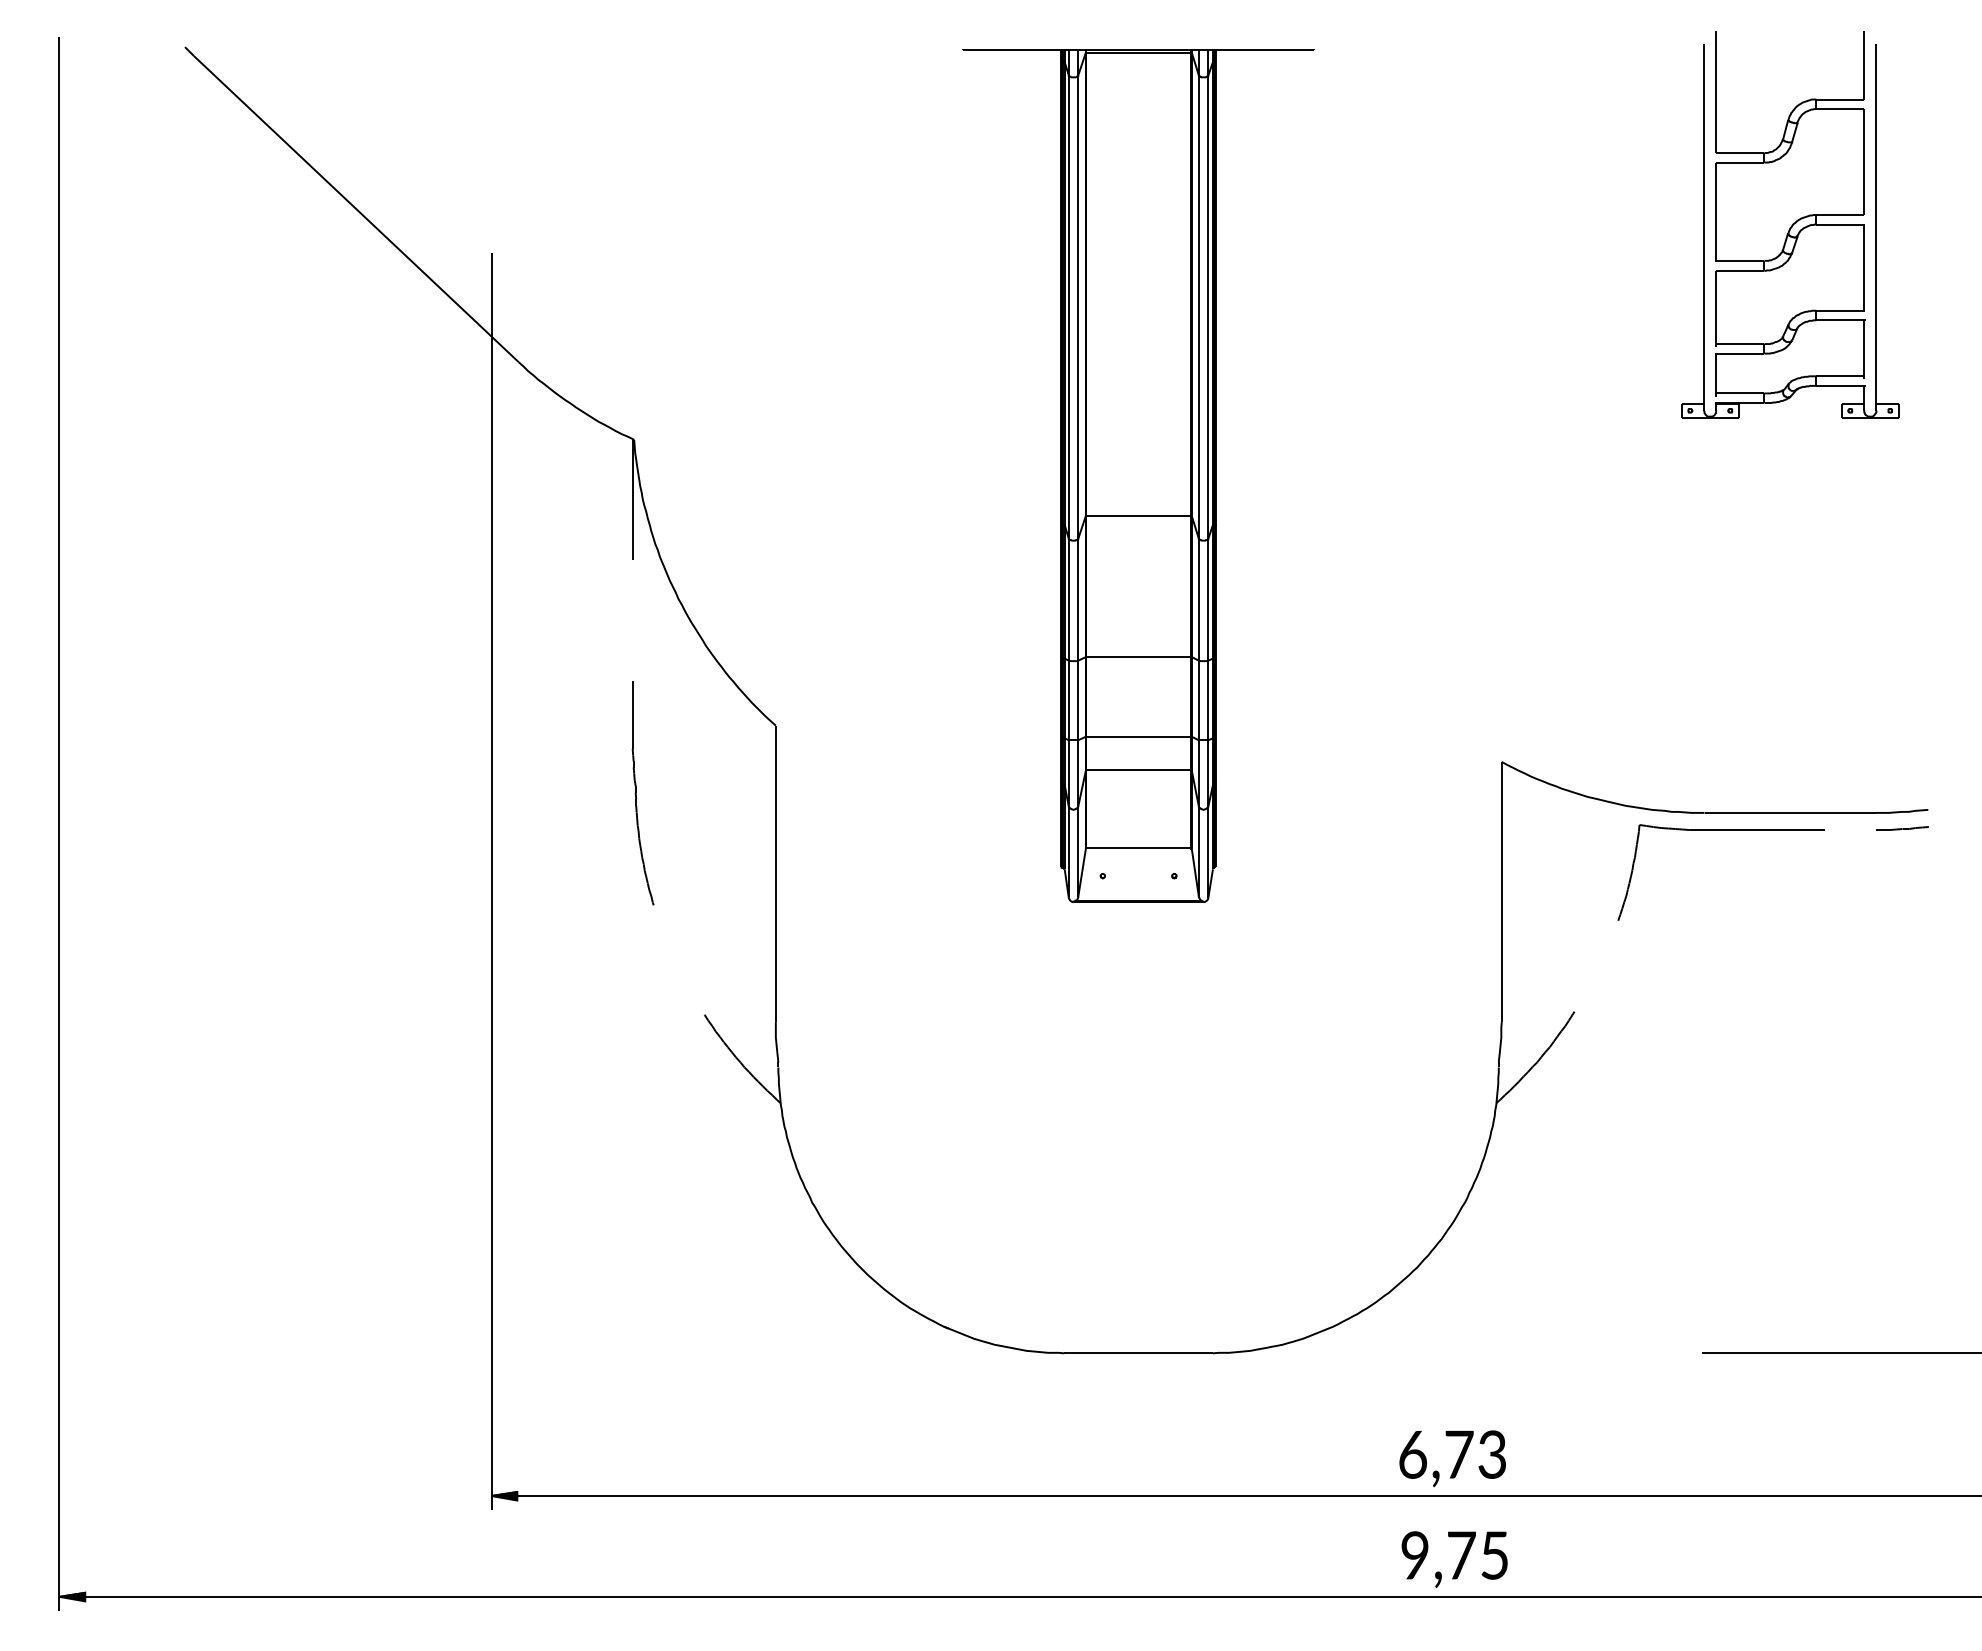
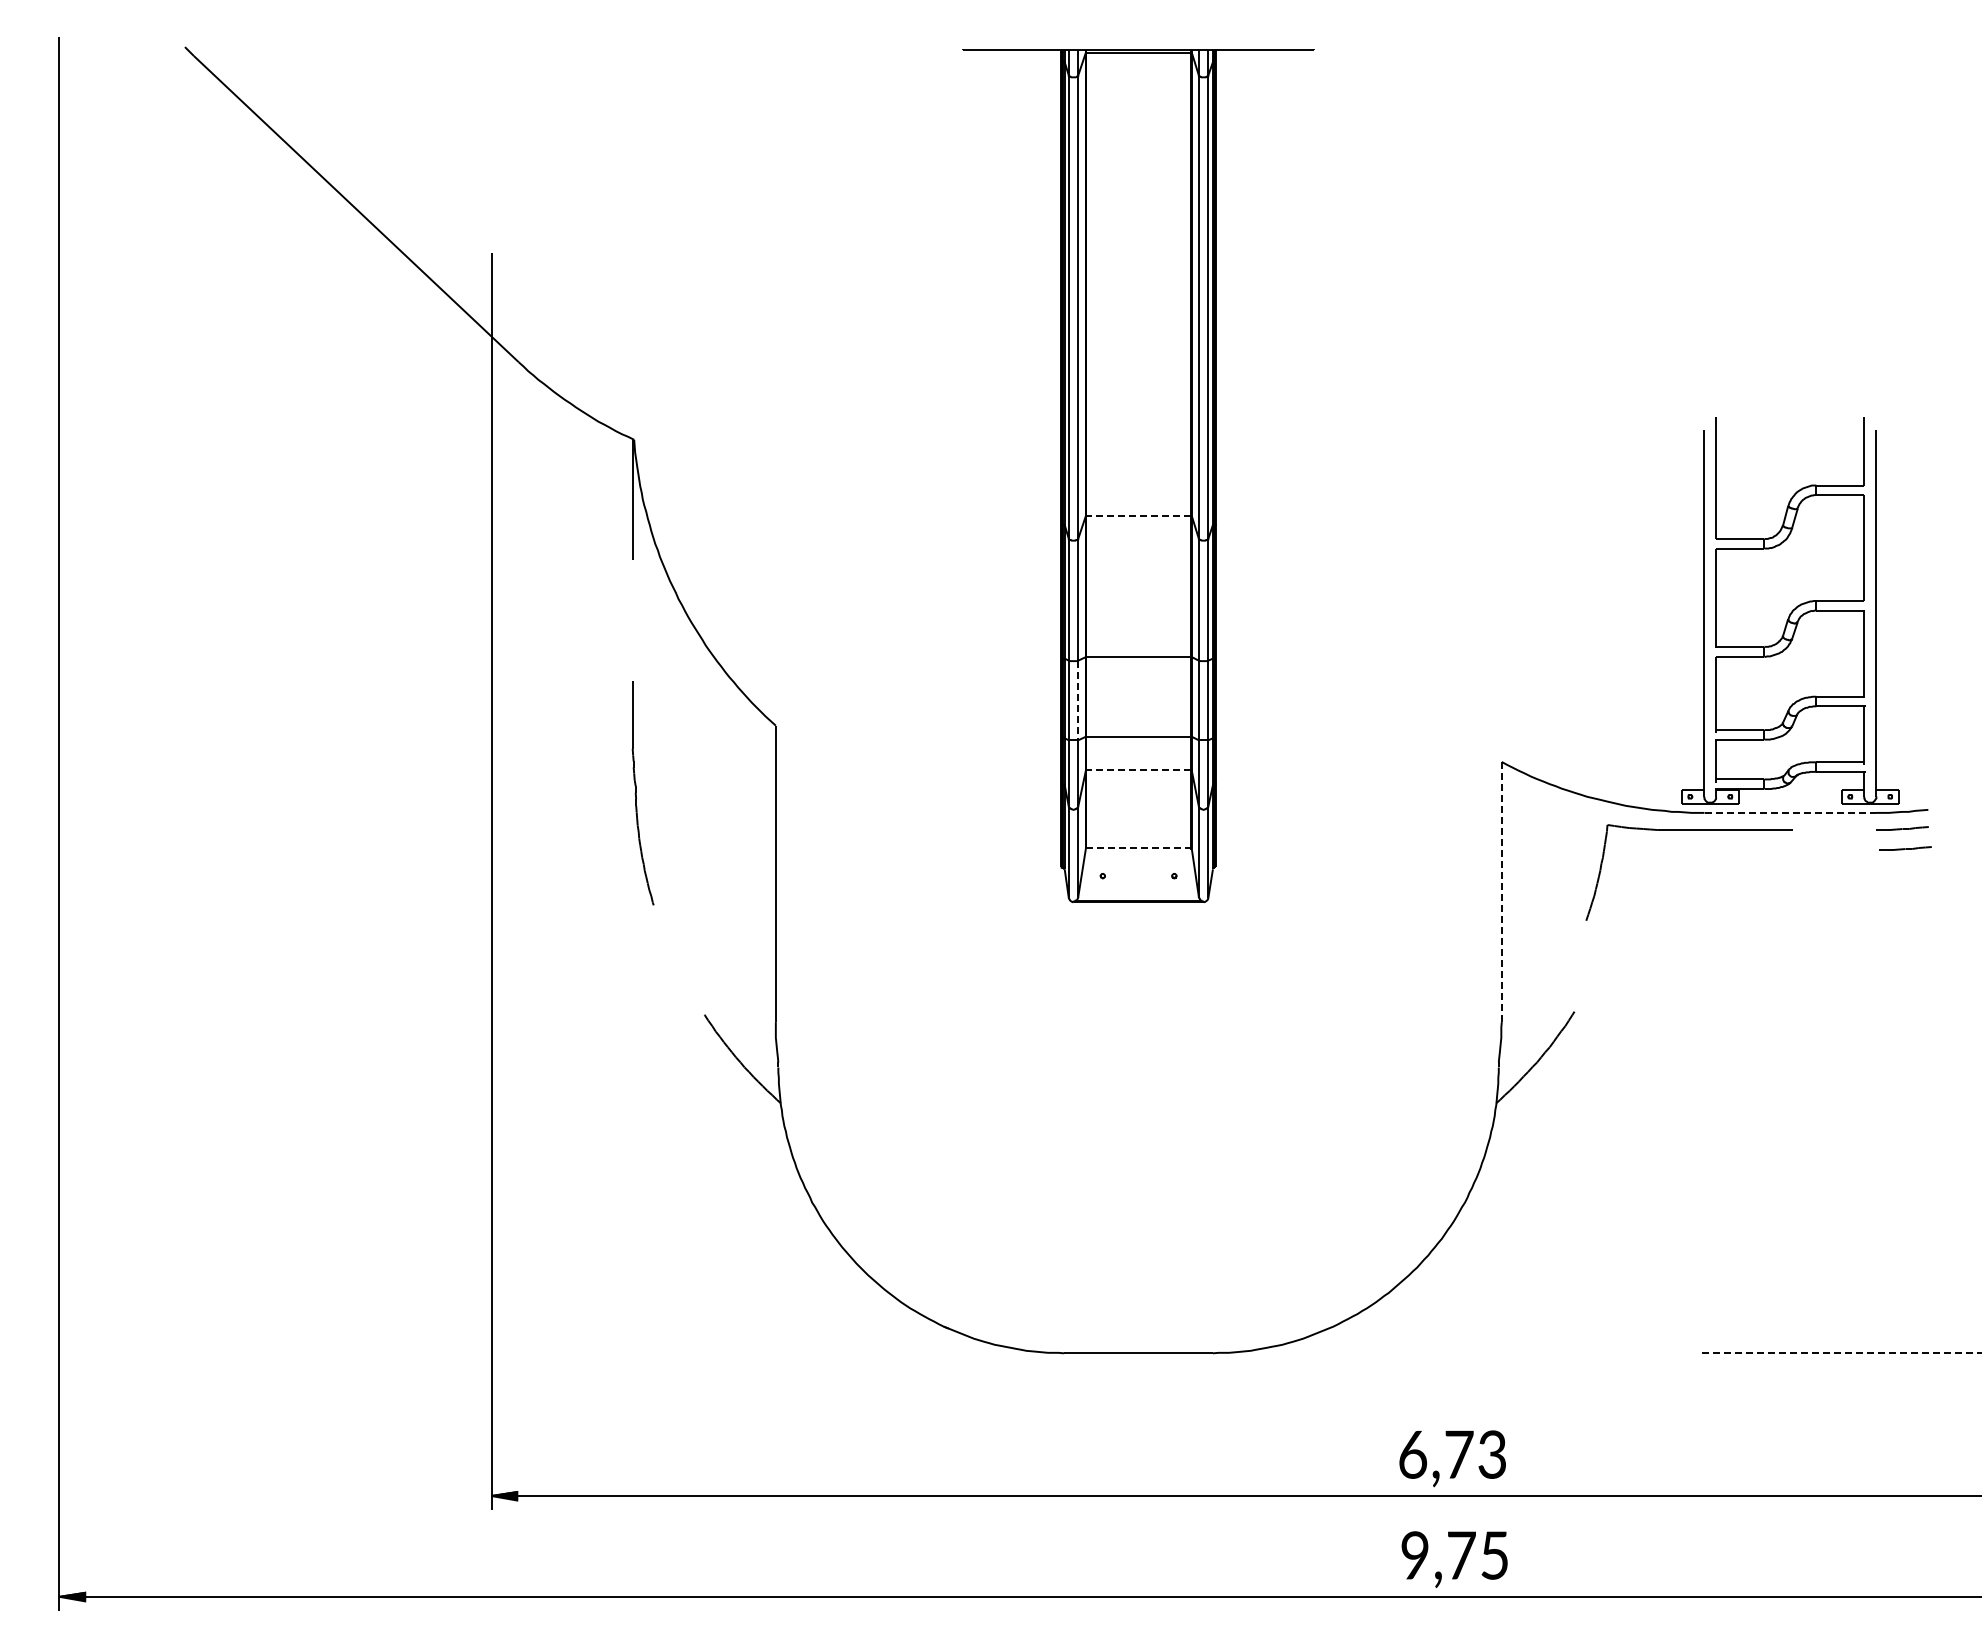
part position: (1790, 224) -> (1790, 610) (1790, 610)
line: solid -> dashed (1138, 515)
line: solid -> dashed (1078, 700)
line: solid -> dashed (1138, 770)
line: solid -> dashed (1790, 812)
part position: (1720, 830) -> (1688, 830) (1688, 830)
line: solid -> dashed (1139, 848)
line: none -> present (1905, 848)
line: solid -> dashed (1501, 891)
line: solid -> dashed (1841, 1353)
